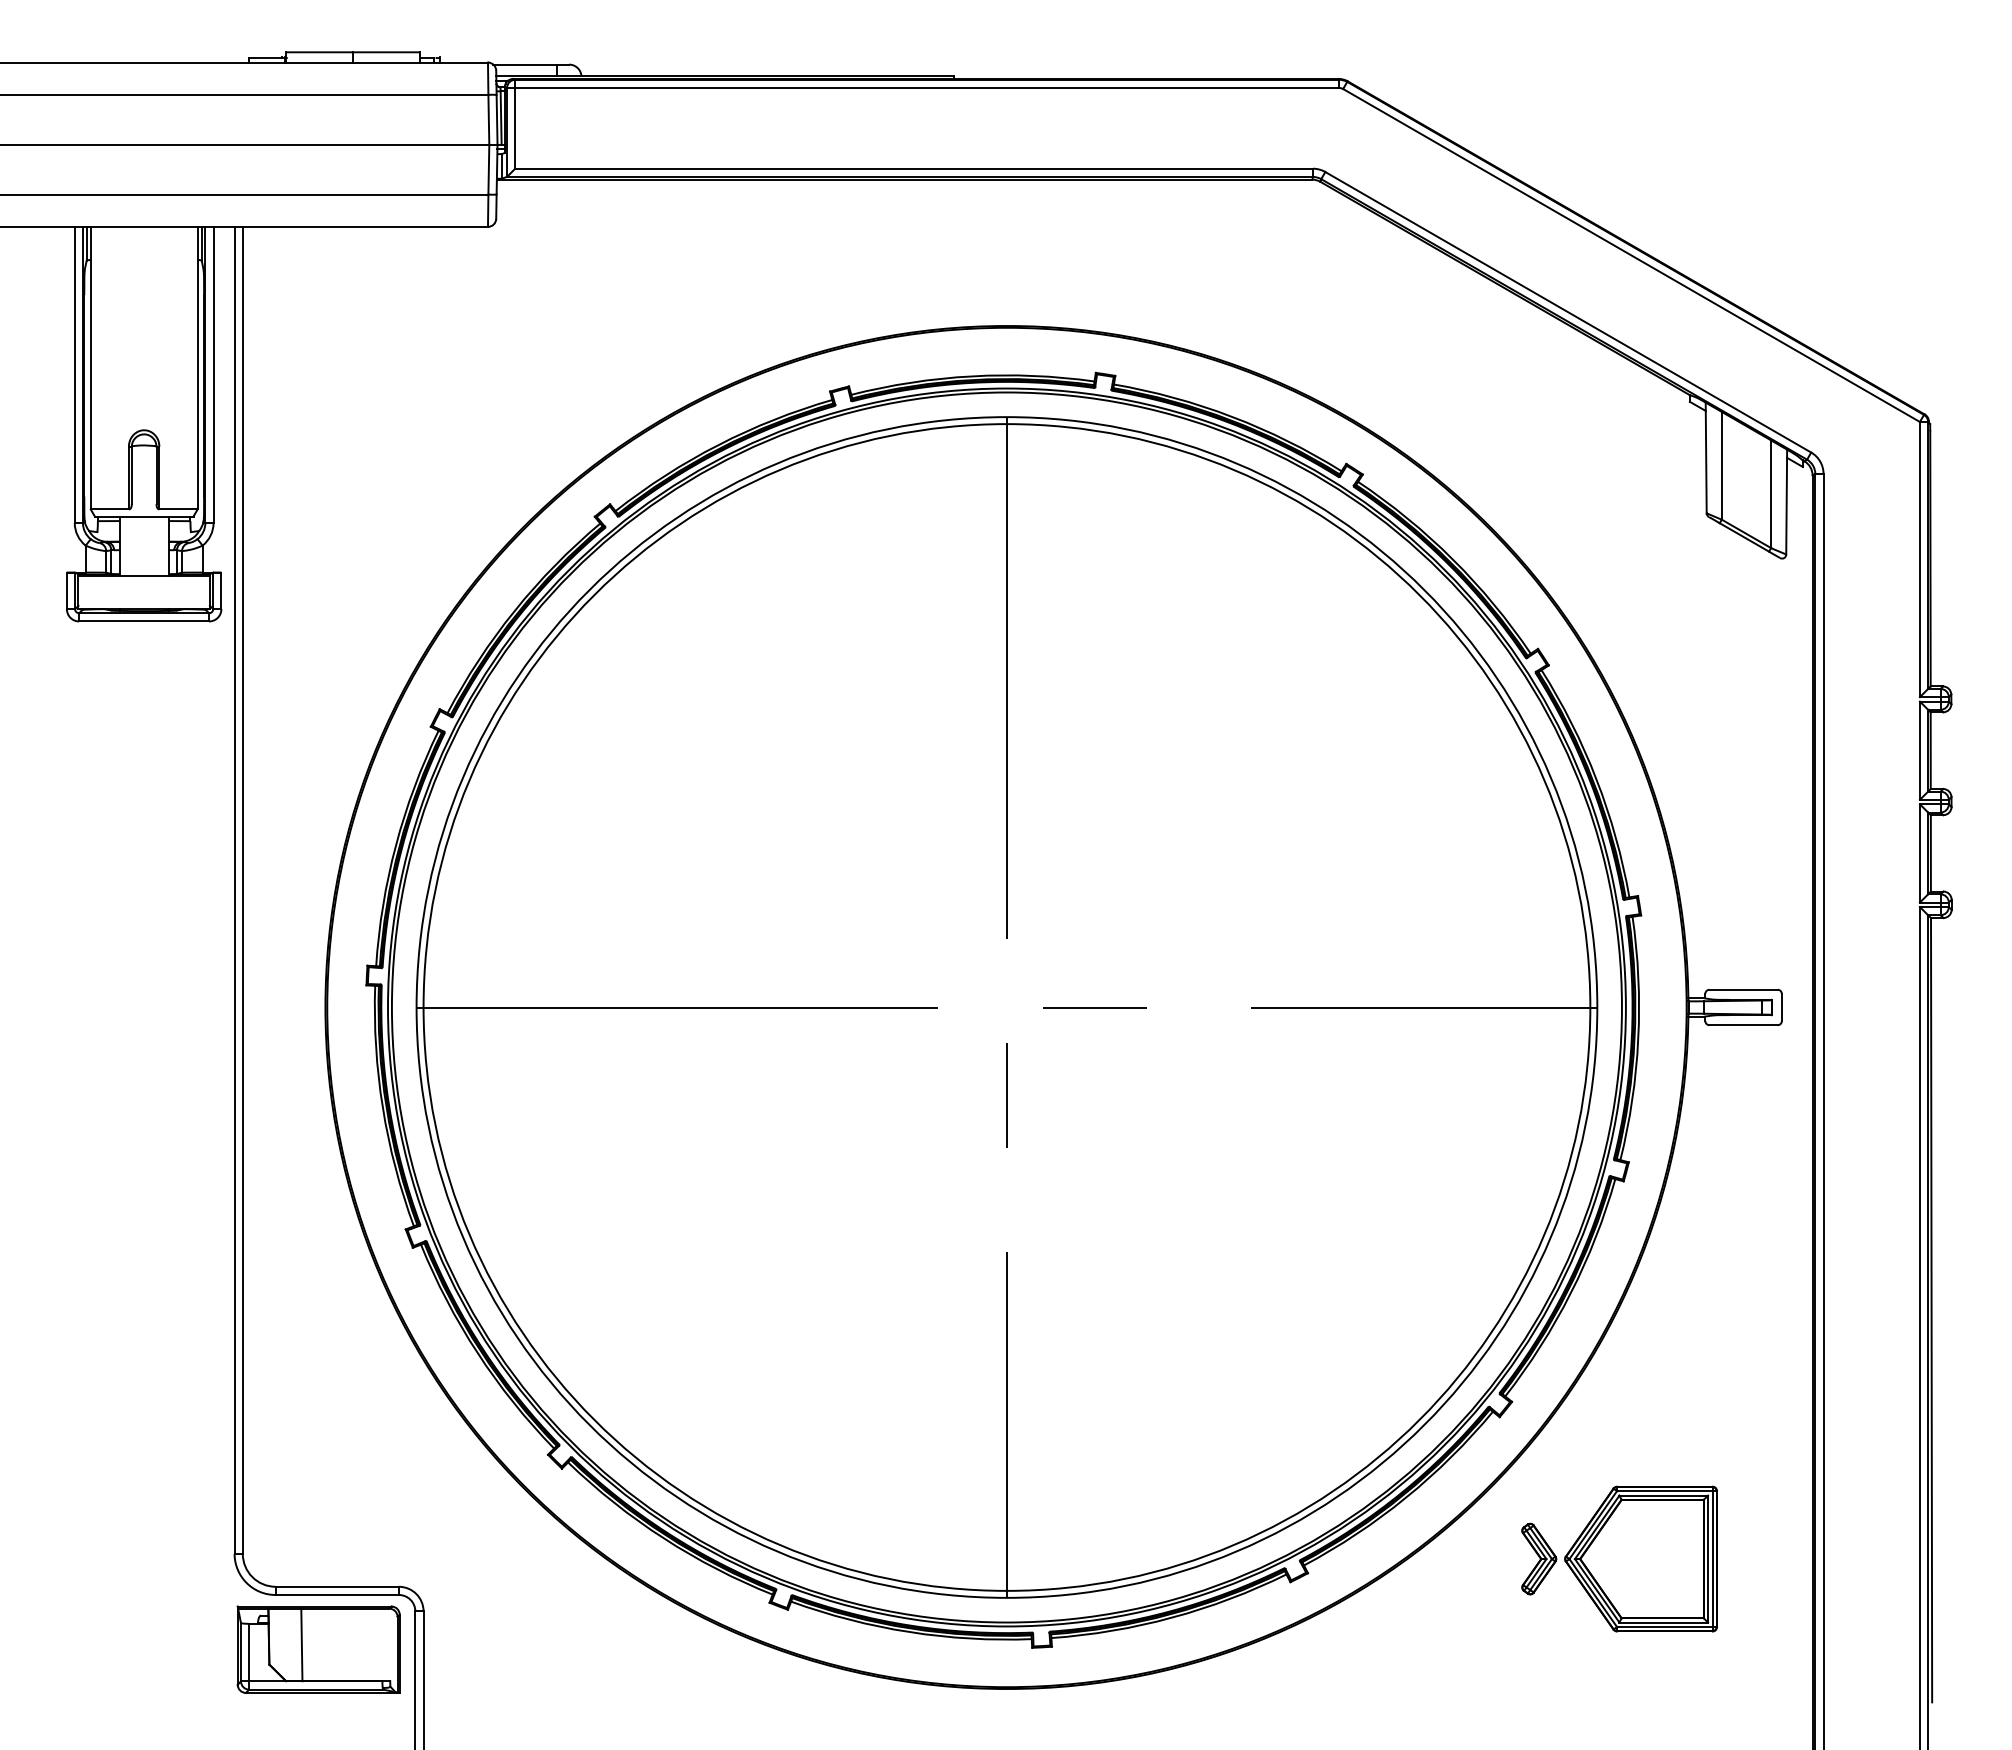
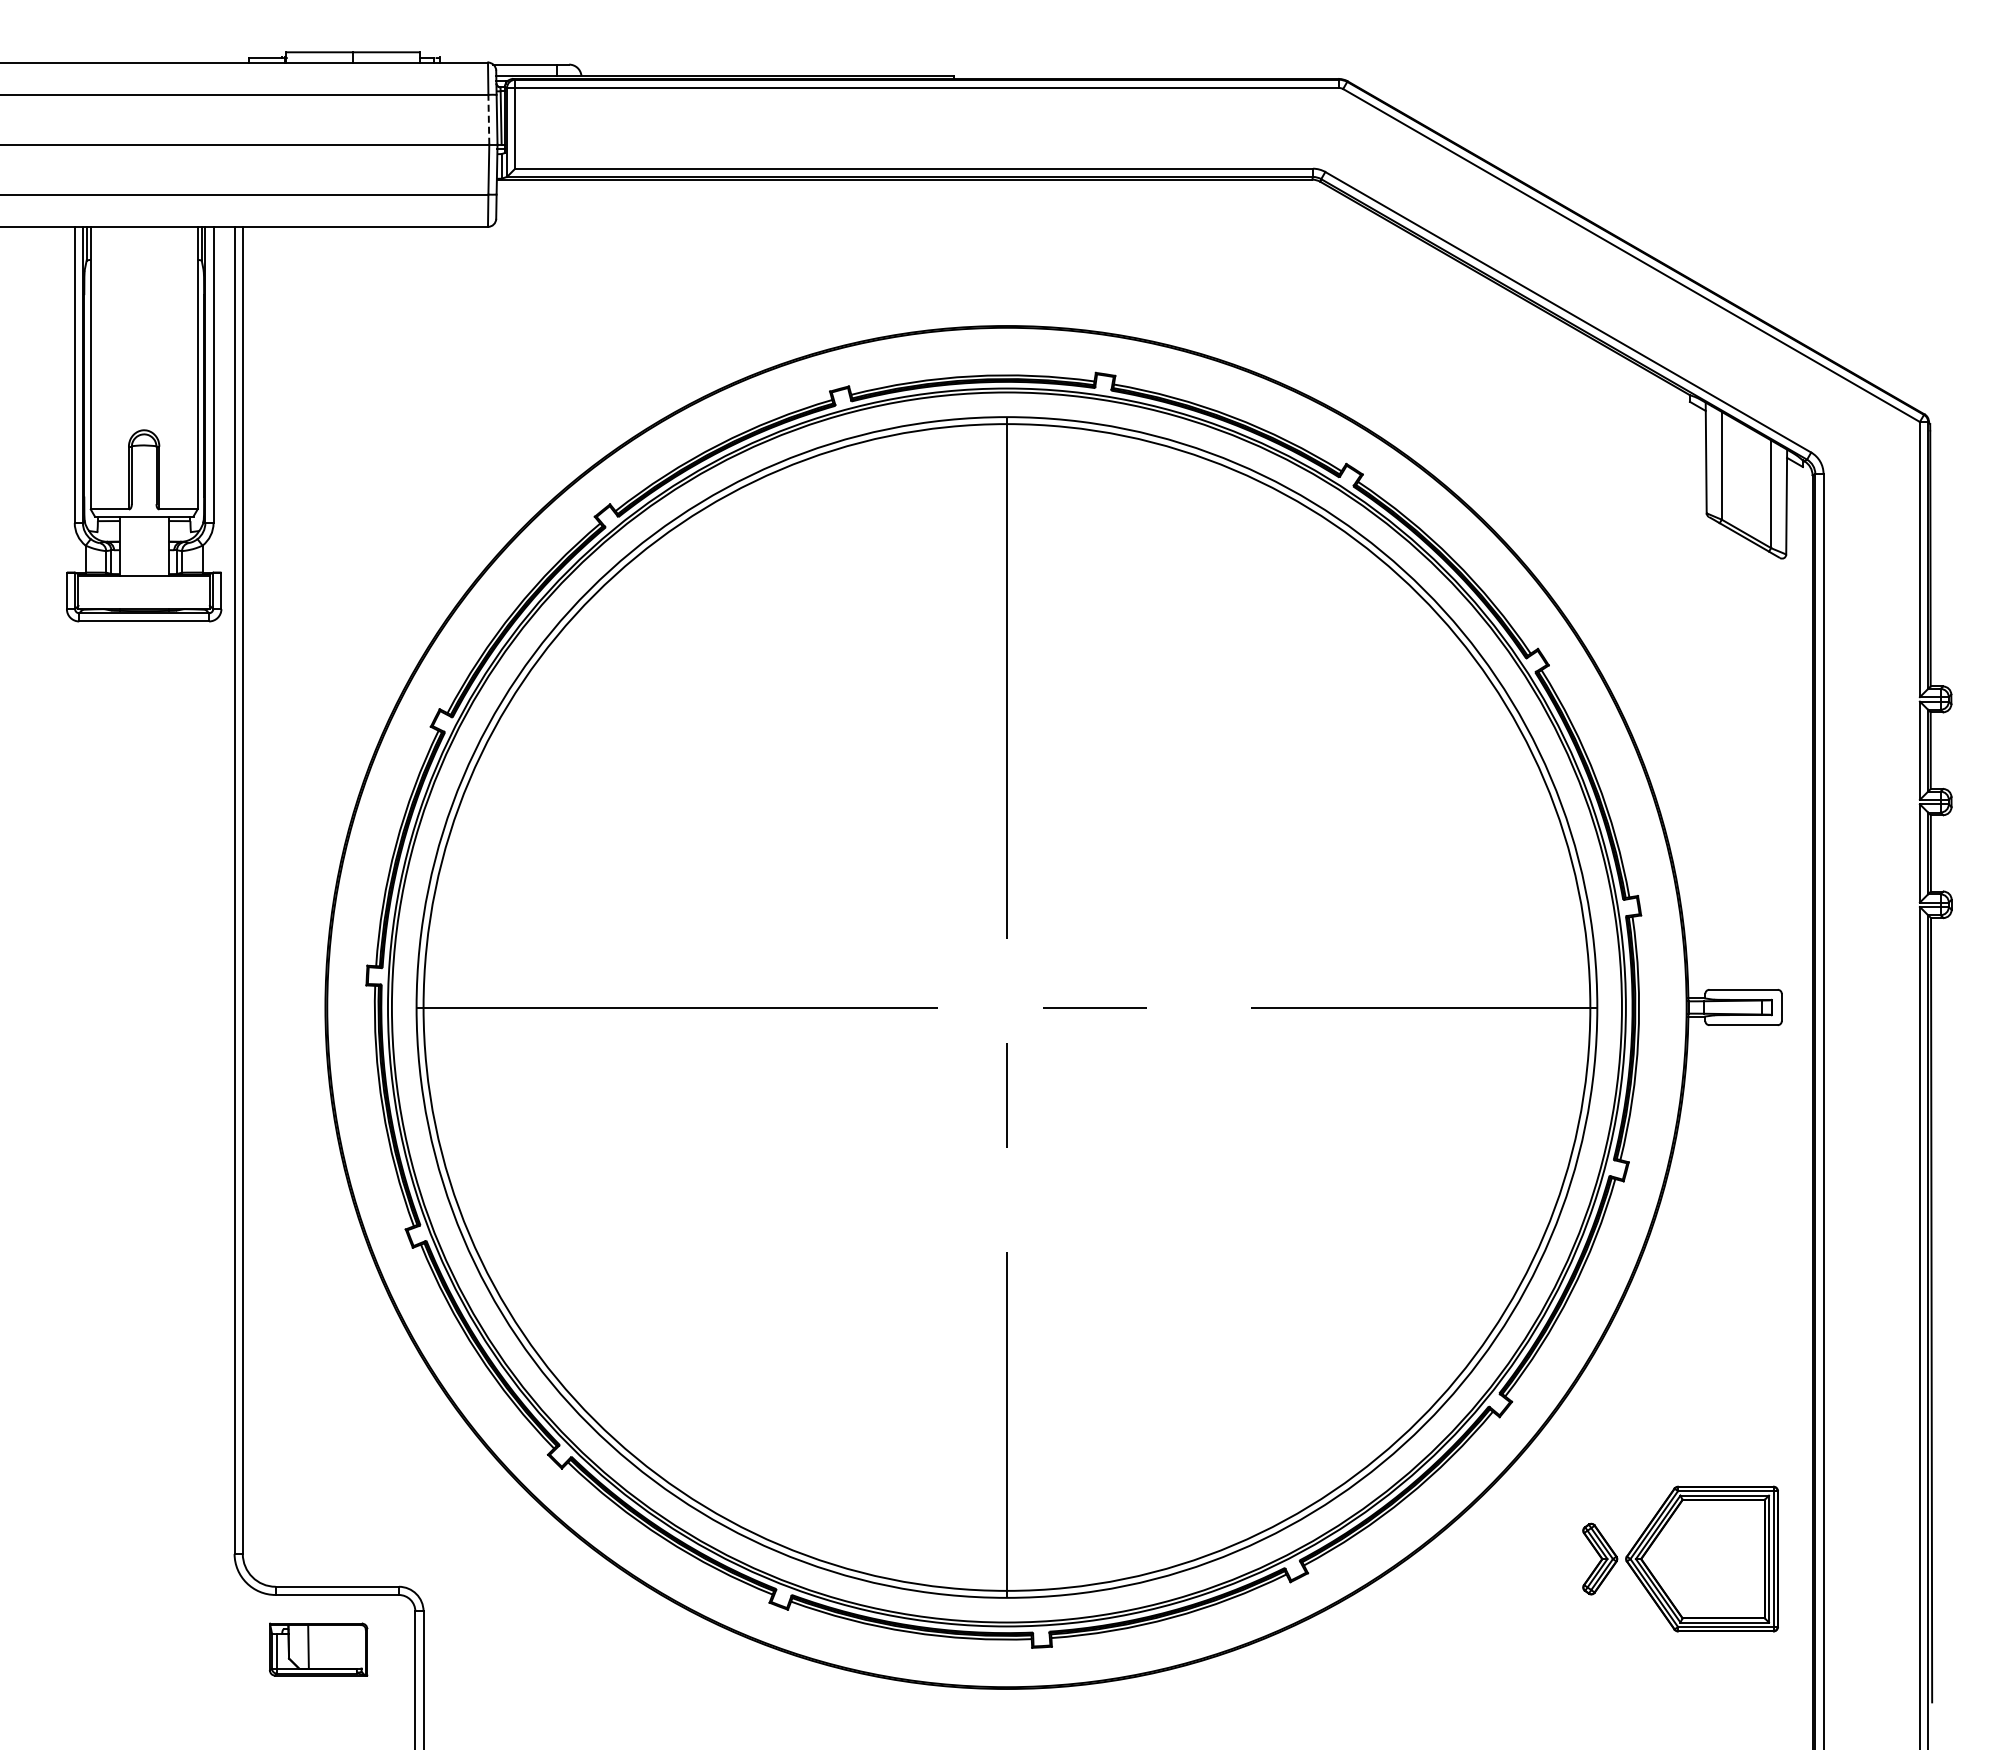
line: solid -> dashed (488, 119)
part position: (1619, 1558) -> (1680, 1558) (1680, 1558)
part size: 165x89 px -> 100x55 px (318, 1649)
